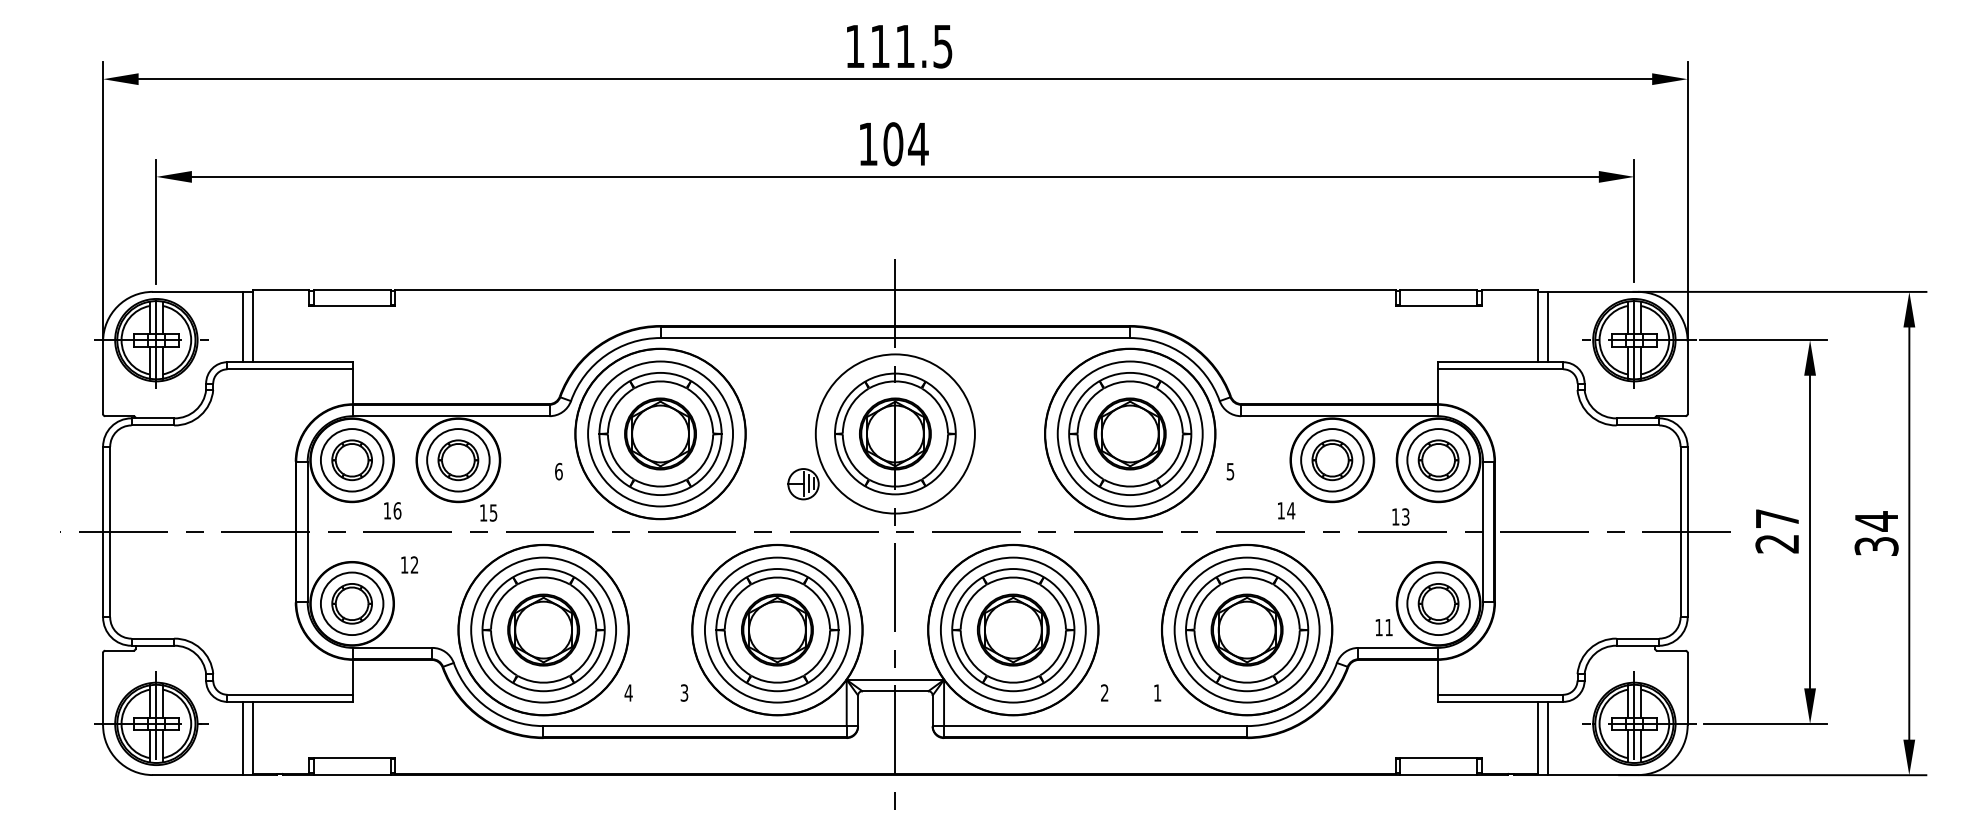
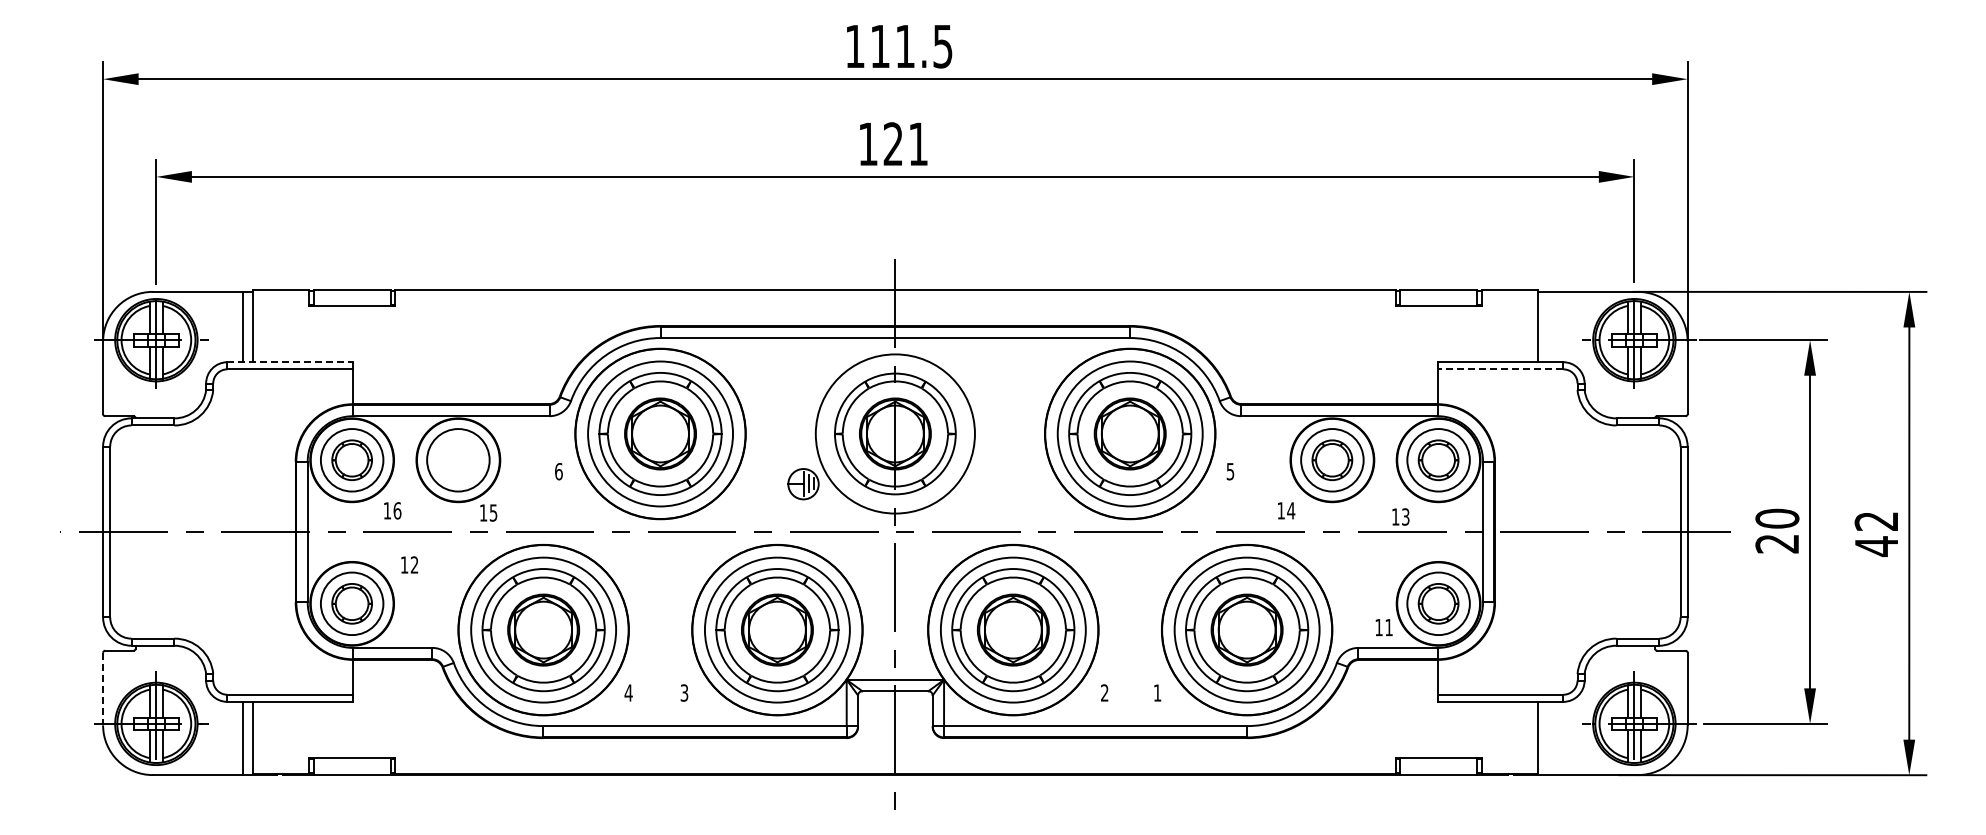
text: 104 -> 121 (905, 144)
line: present -> none (1547, 326)
line: solid -> dashed (290, 362)
line: solid -> dashed (1500, 369)
part: present -> none (458, 460)
text: 27 -> 20 (1777, 518)
text: 34 -> 42 (1876, 533)
line: solid -> dashed (103, 689)
line: present -> none (1547, 738)
